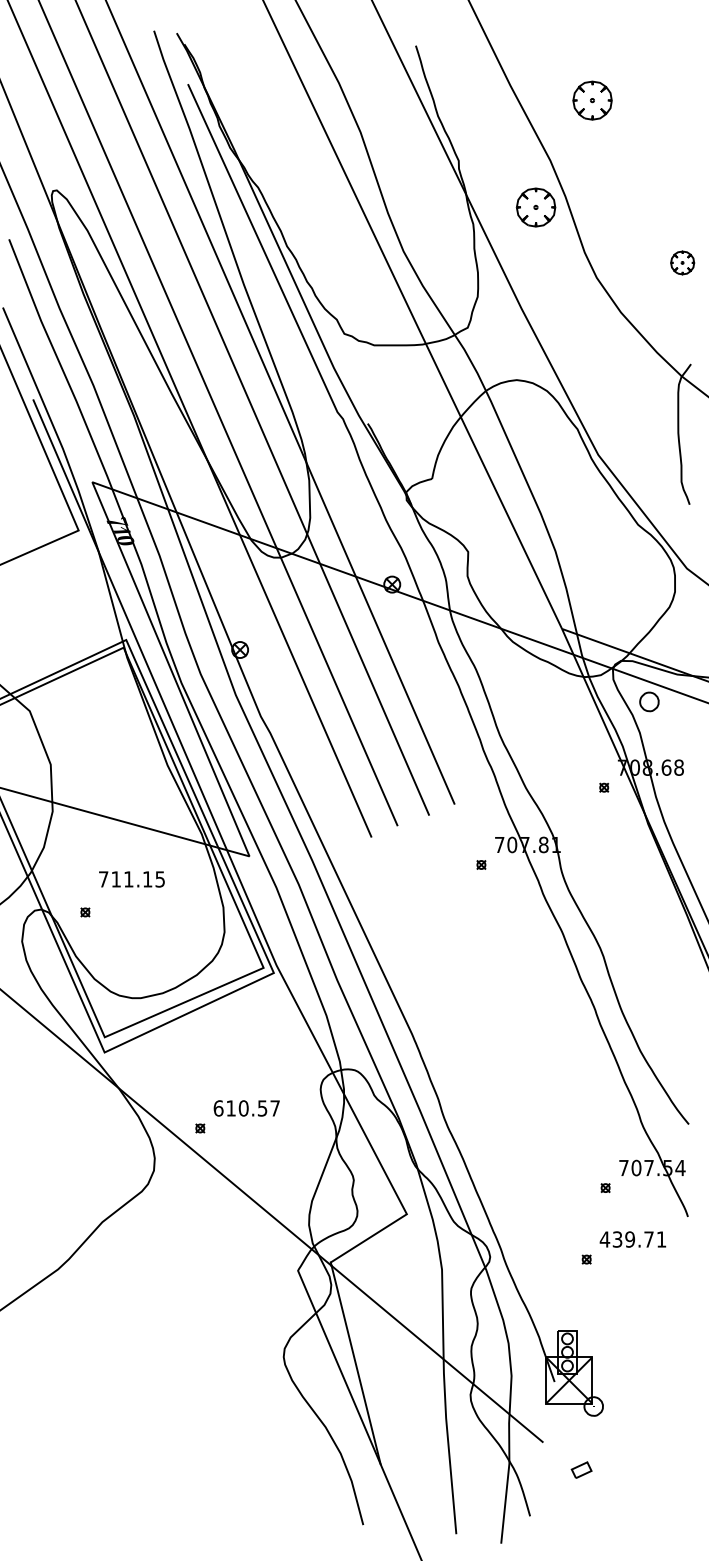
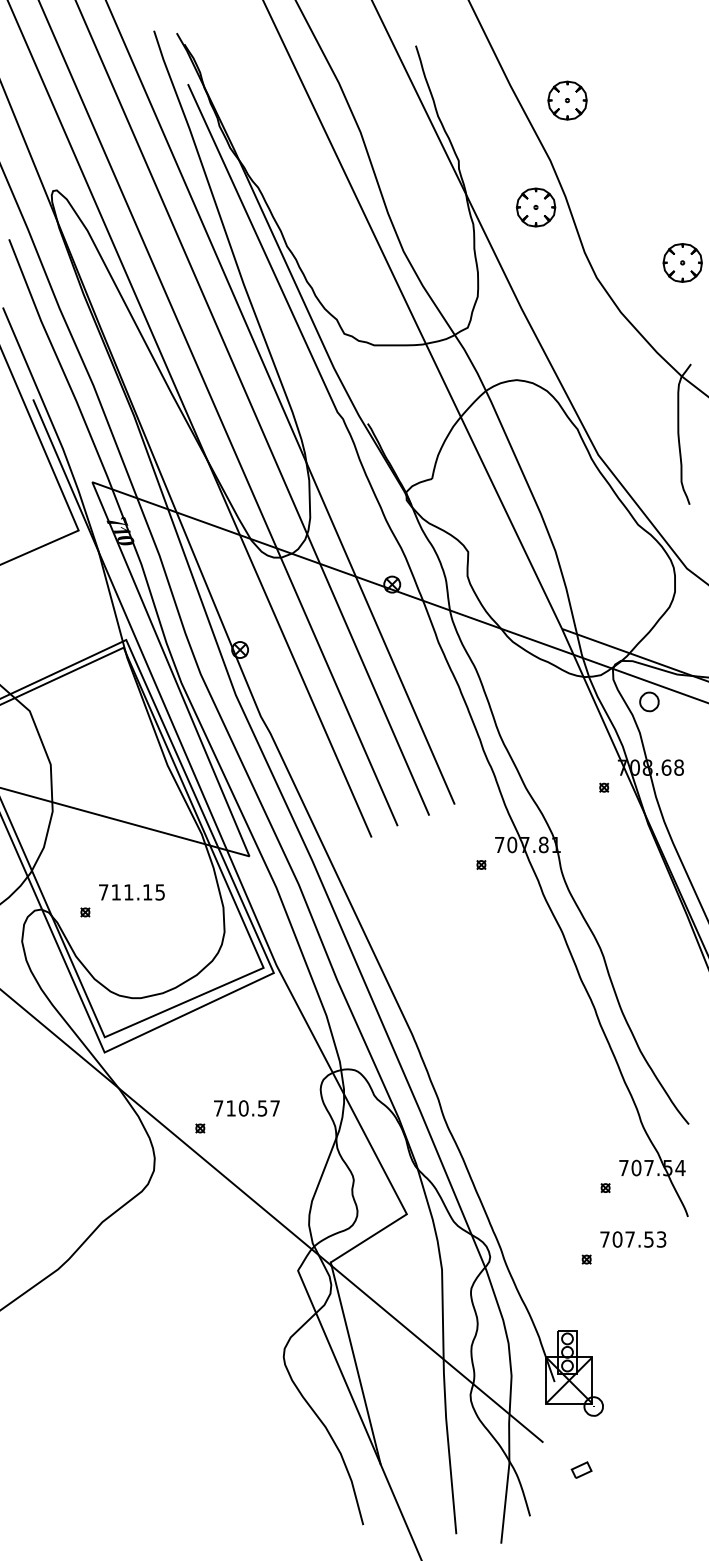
part position: (592, 100) -> (567, 100) (567, 100)
part size: 26x26 px -> 41x40 px (682, 262)
text position: (131, 879) -> (131, 892) (131, 892)
text: 610.57 -> 710.57 (218, 1108)
text: 439.71 -> 707.53 (632, 1239)
